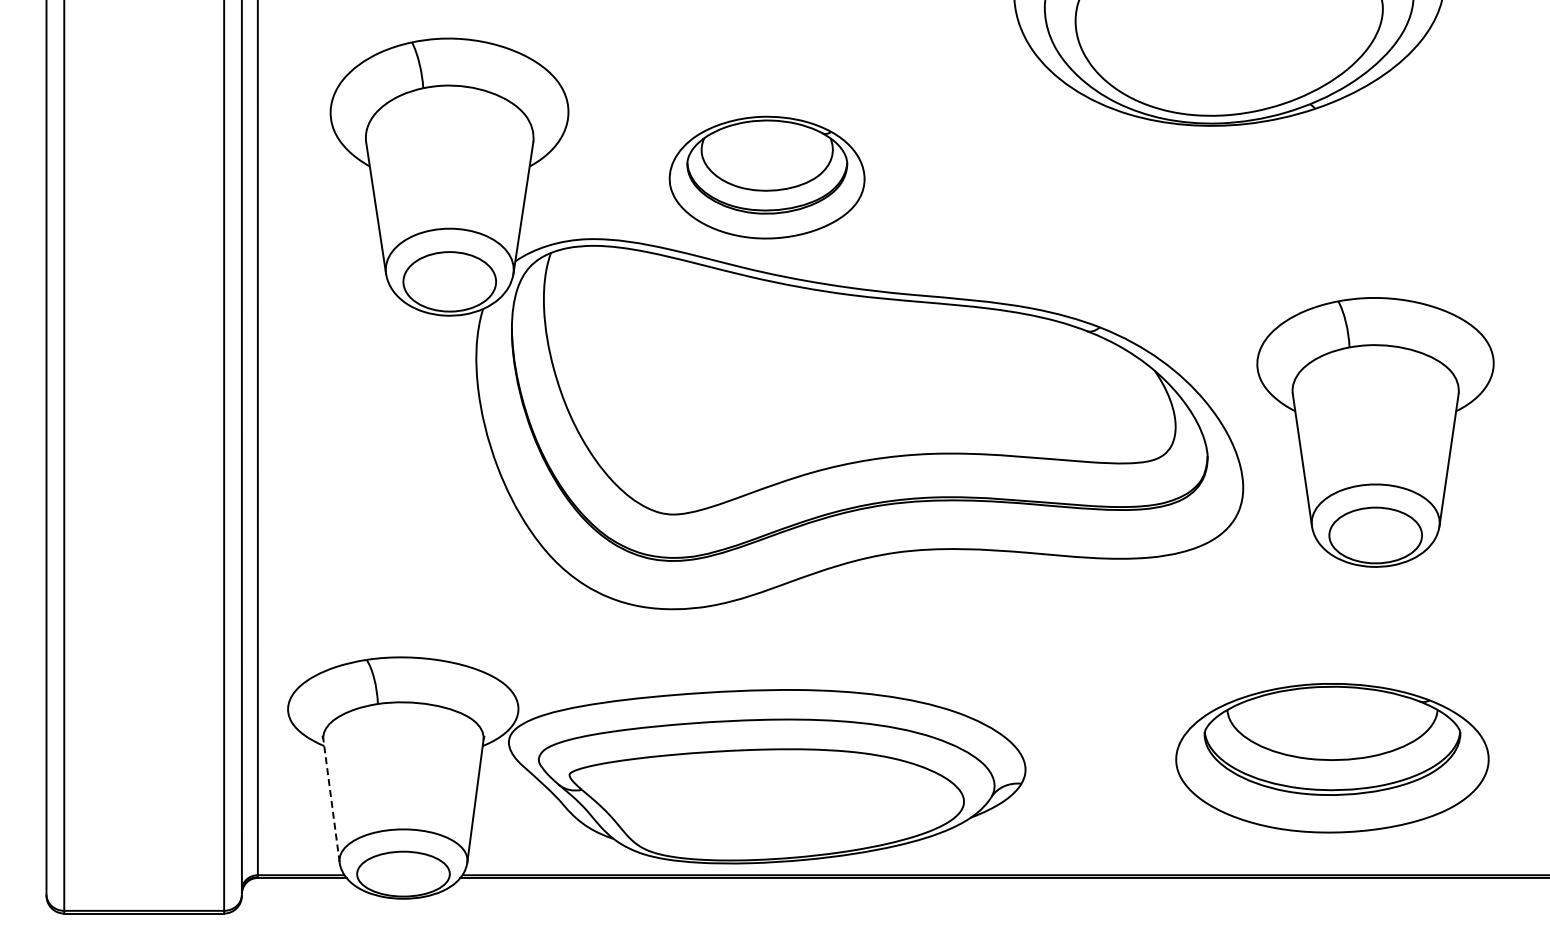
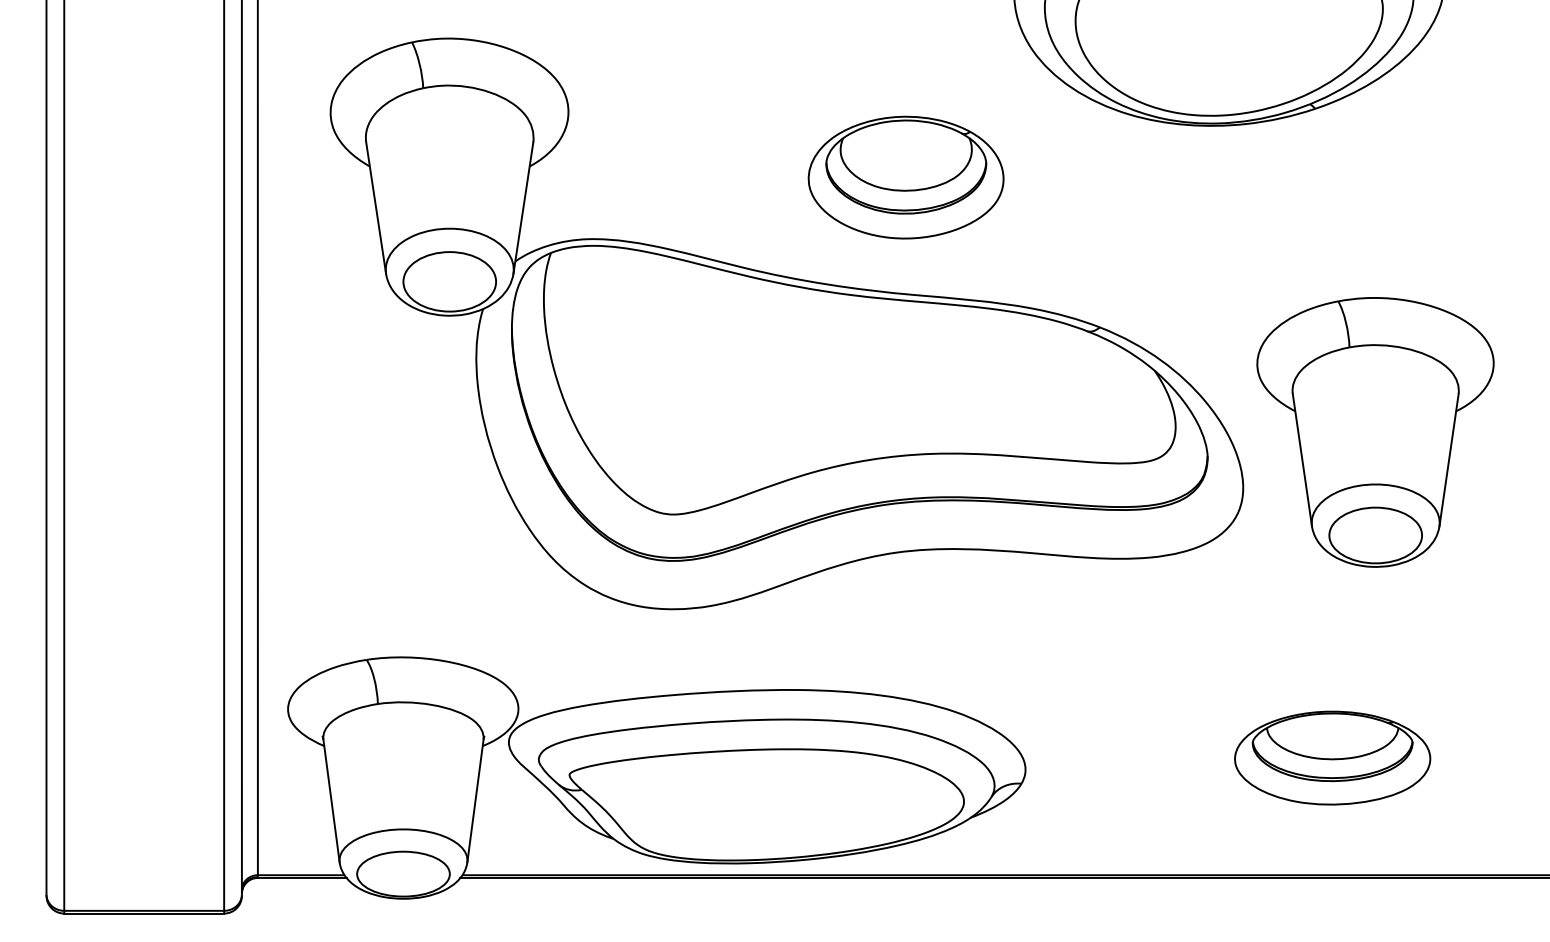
part position: (766, 177) -> (905, 177) (905, 177)
part size: 315x151 px -> 198x96 px (1332, 757)
line: dashed -> solid (331, 800)
